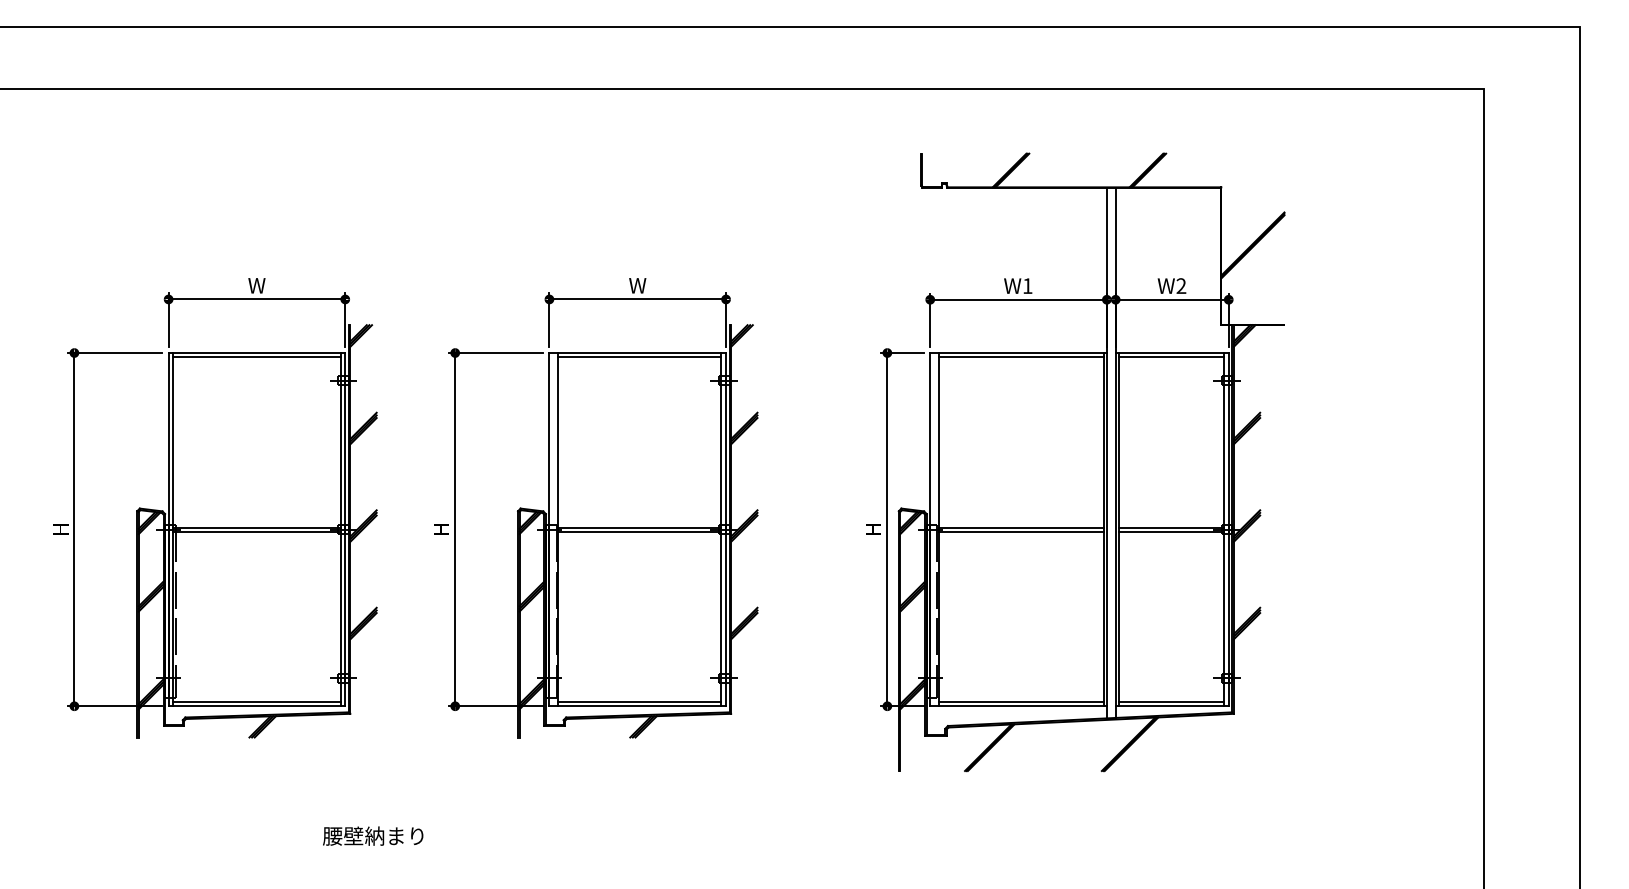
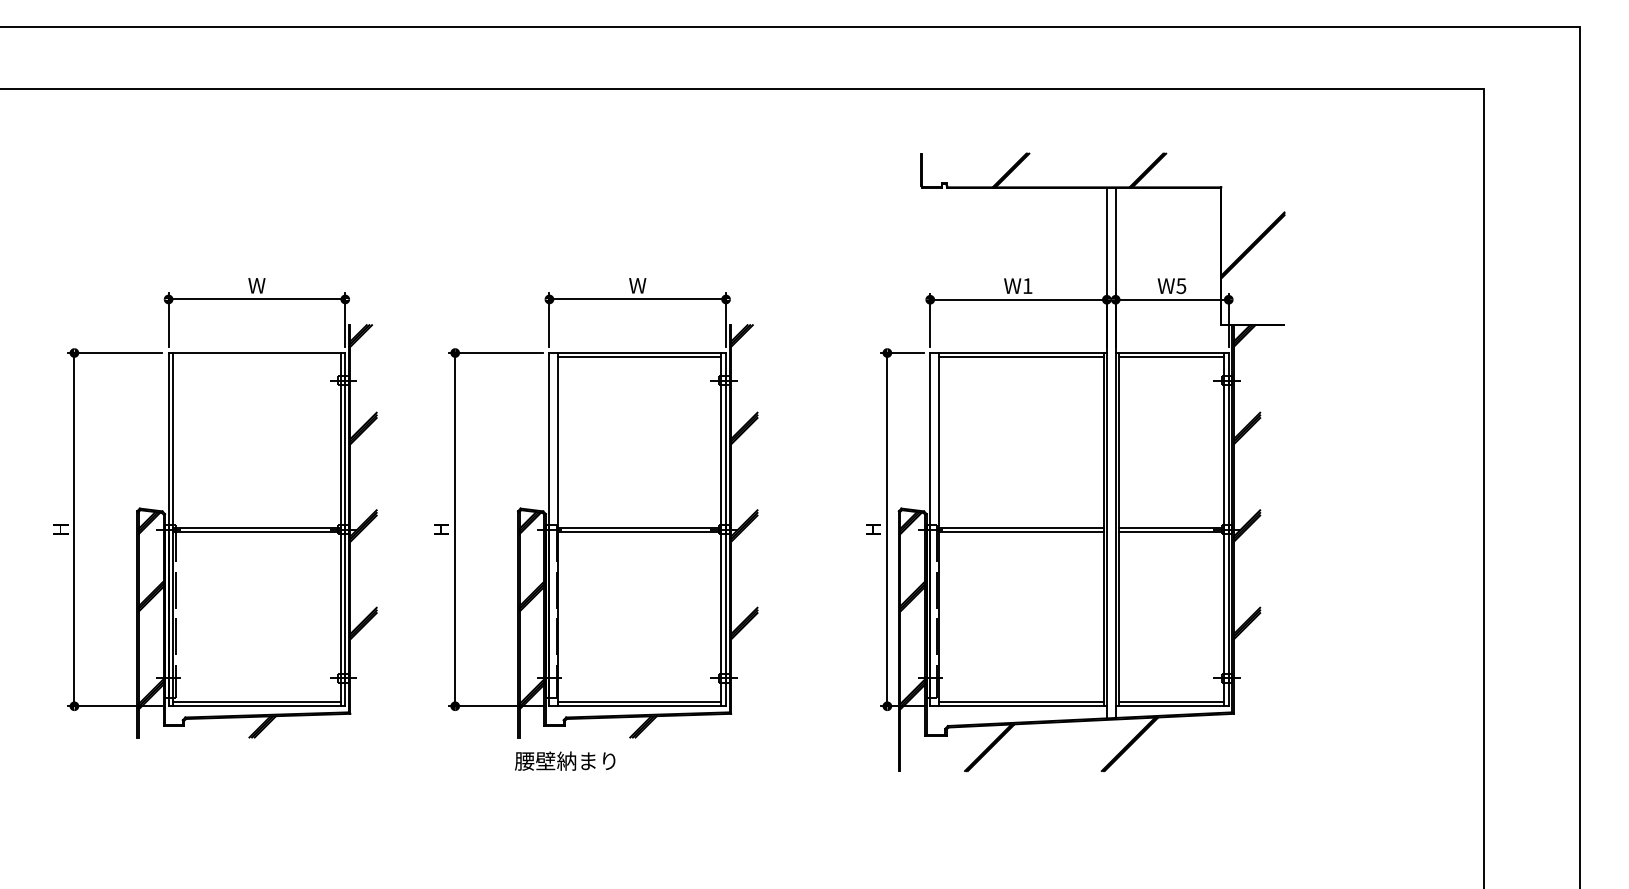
text: W2 -> W5 (1181, 286)
line: present -> none (256, 356)
text position: (373, 835) -> (565, 760) (565, 760)
